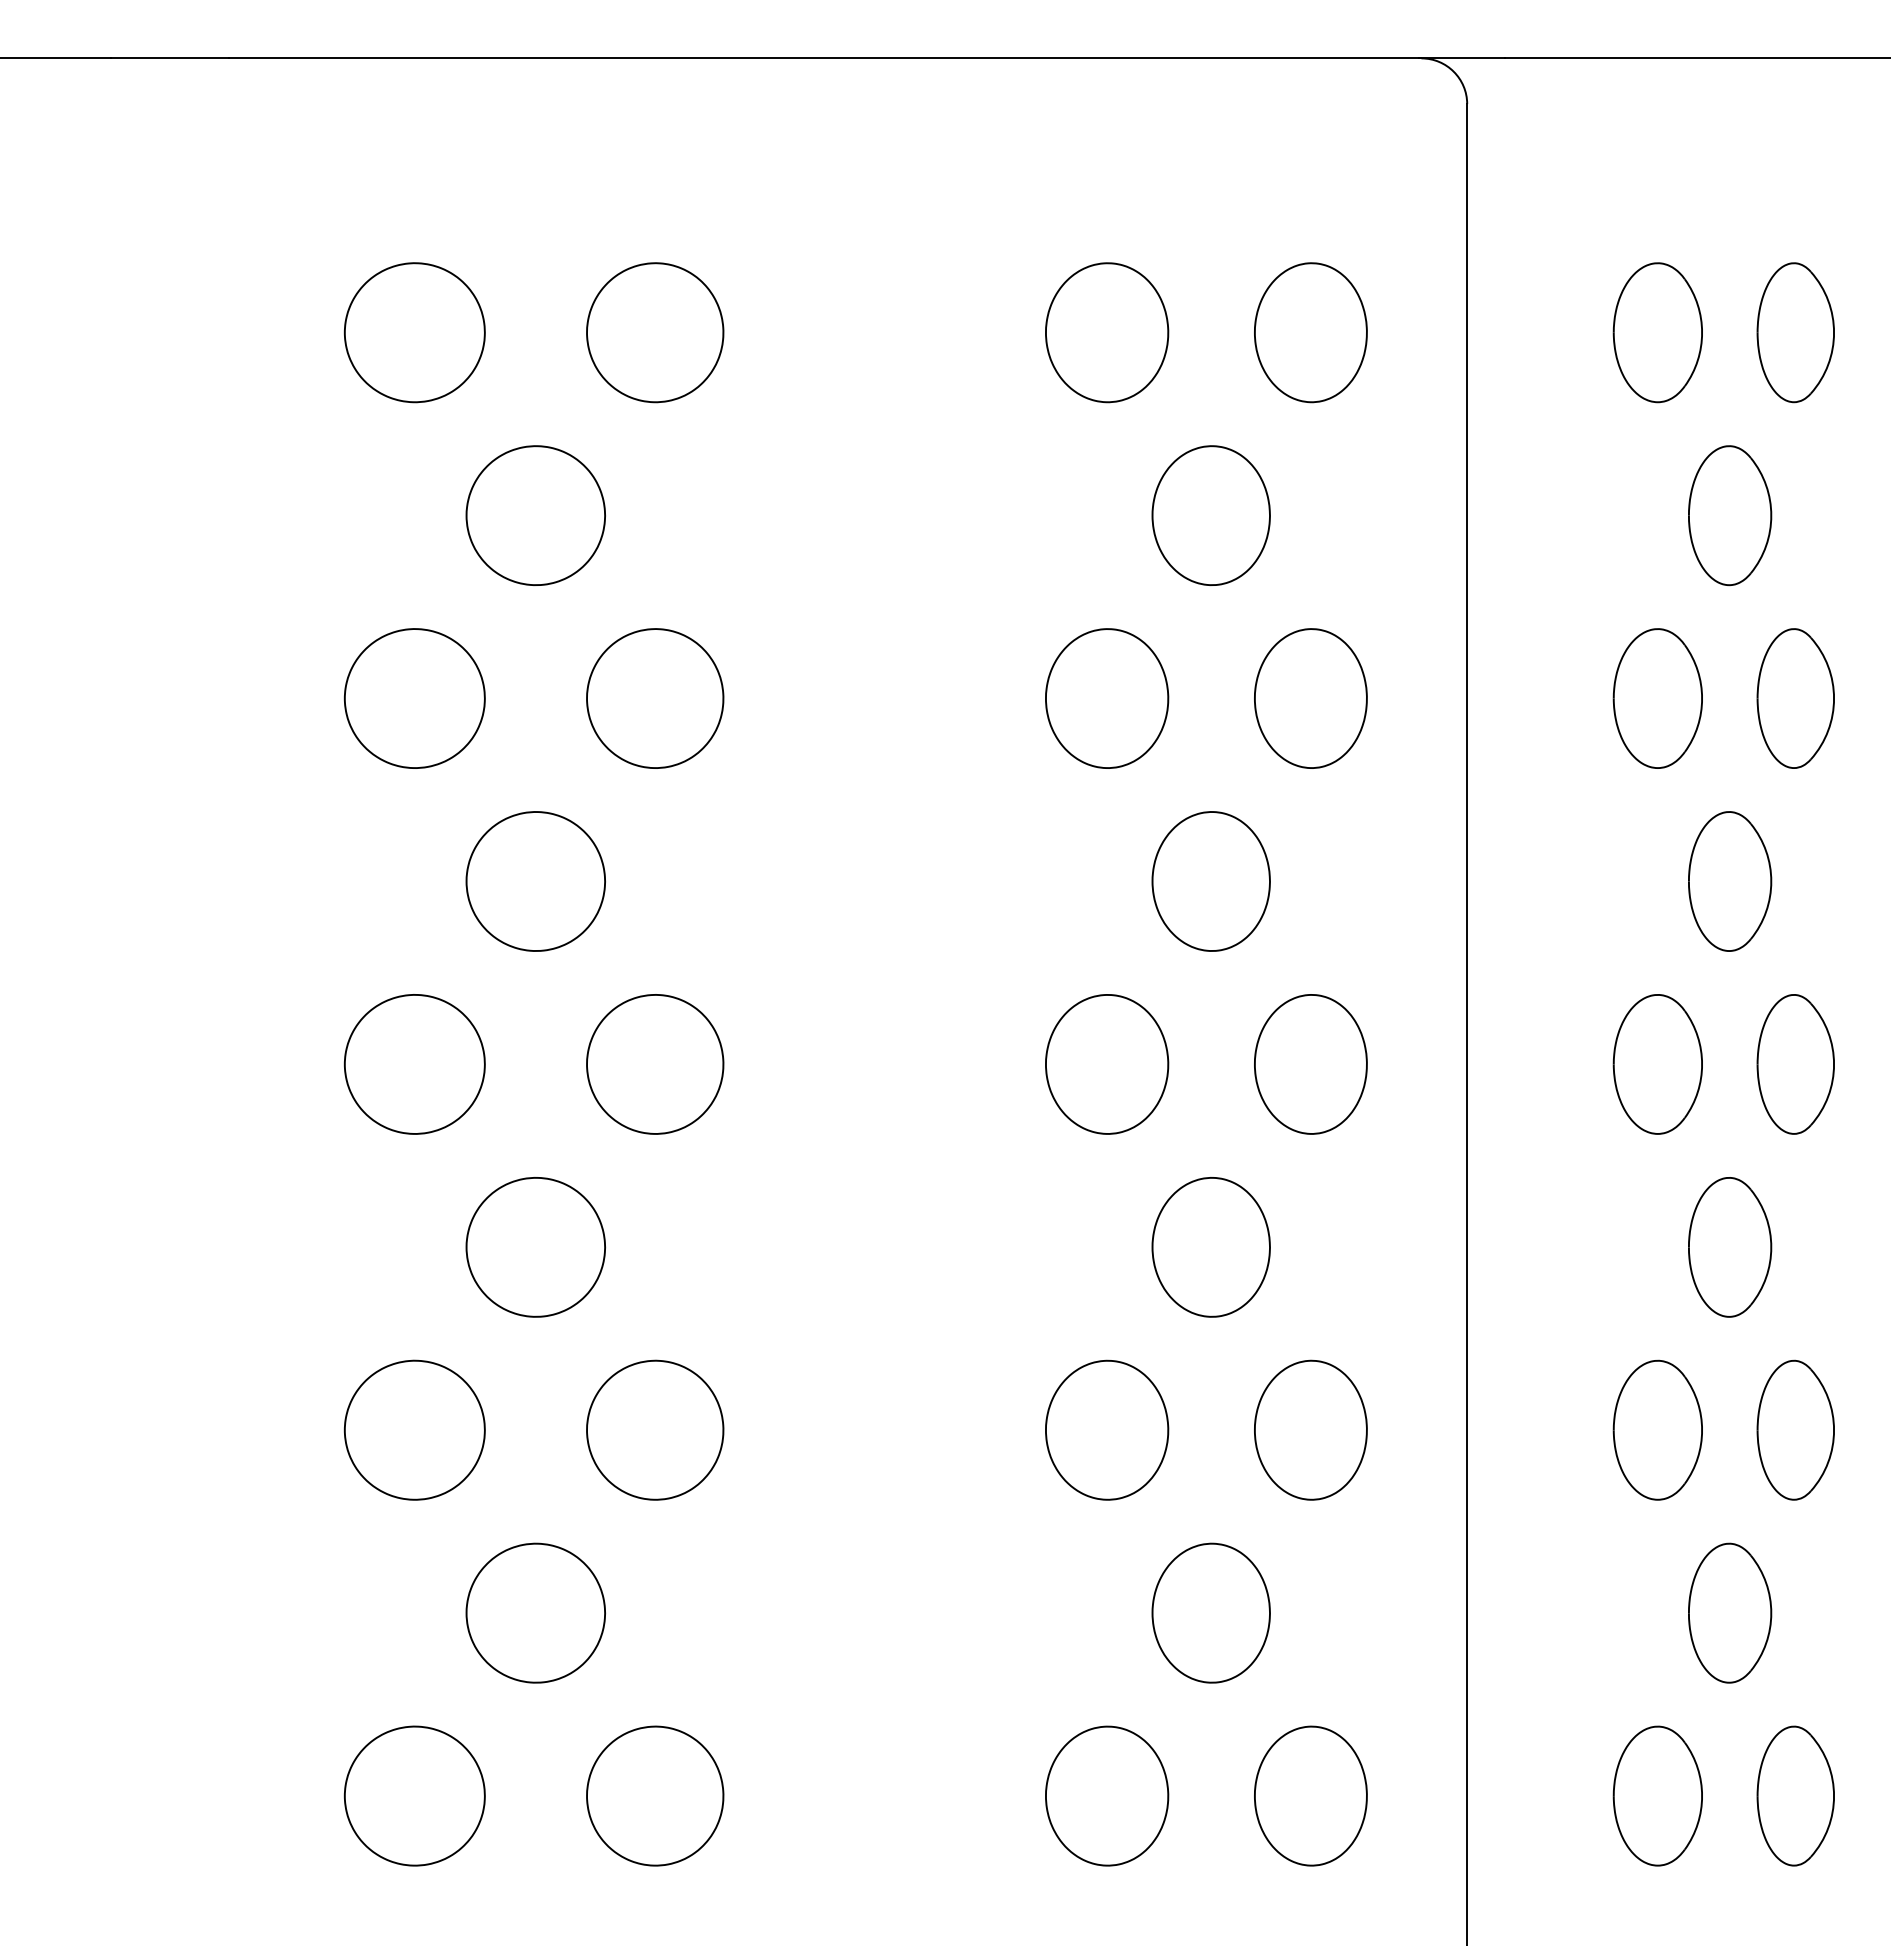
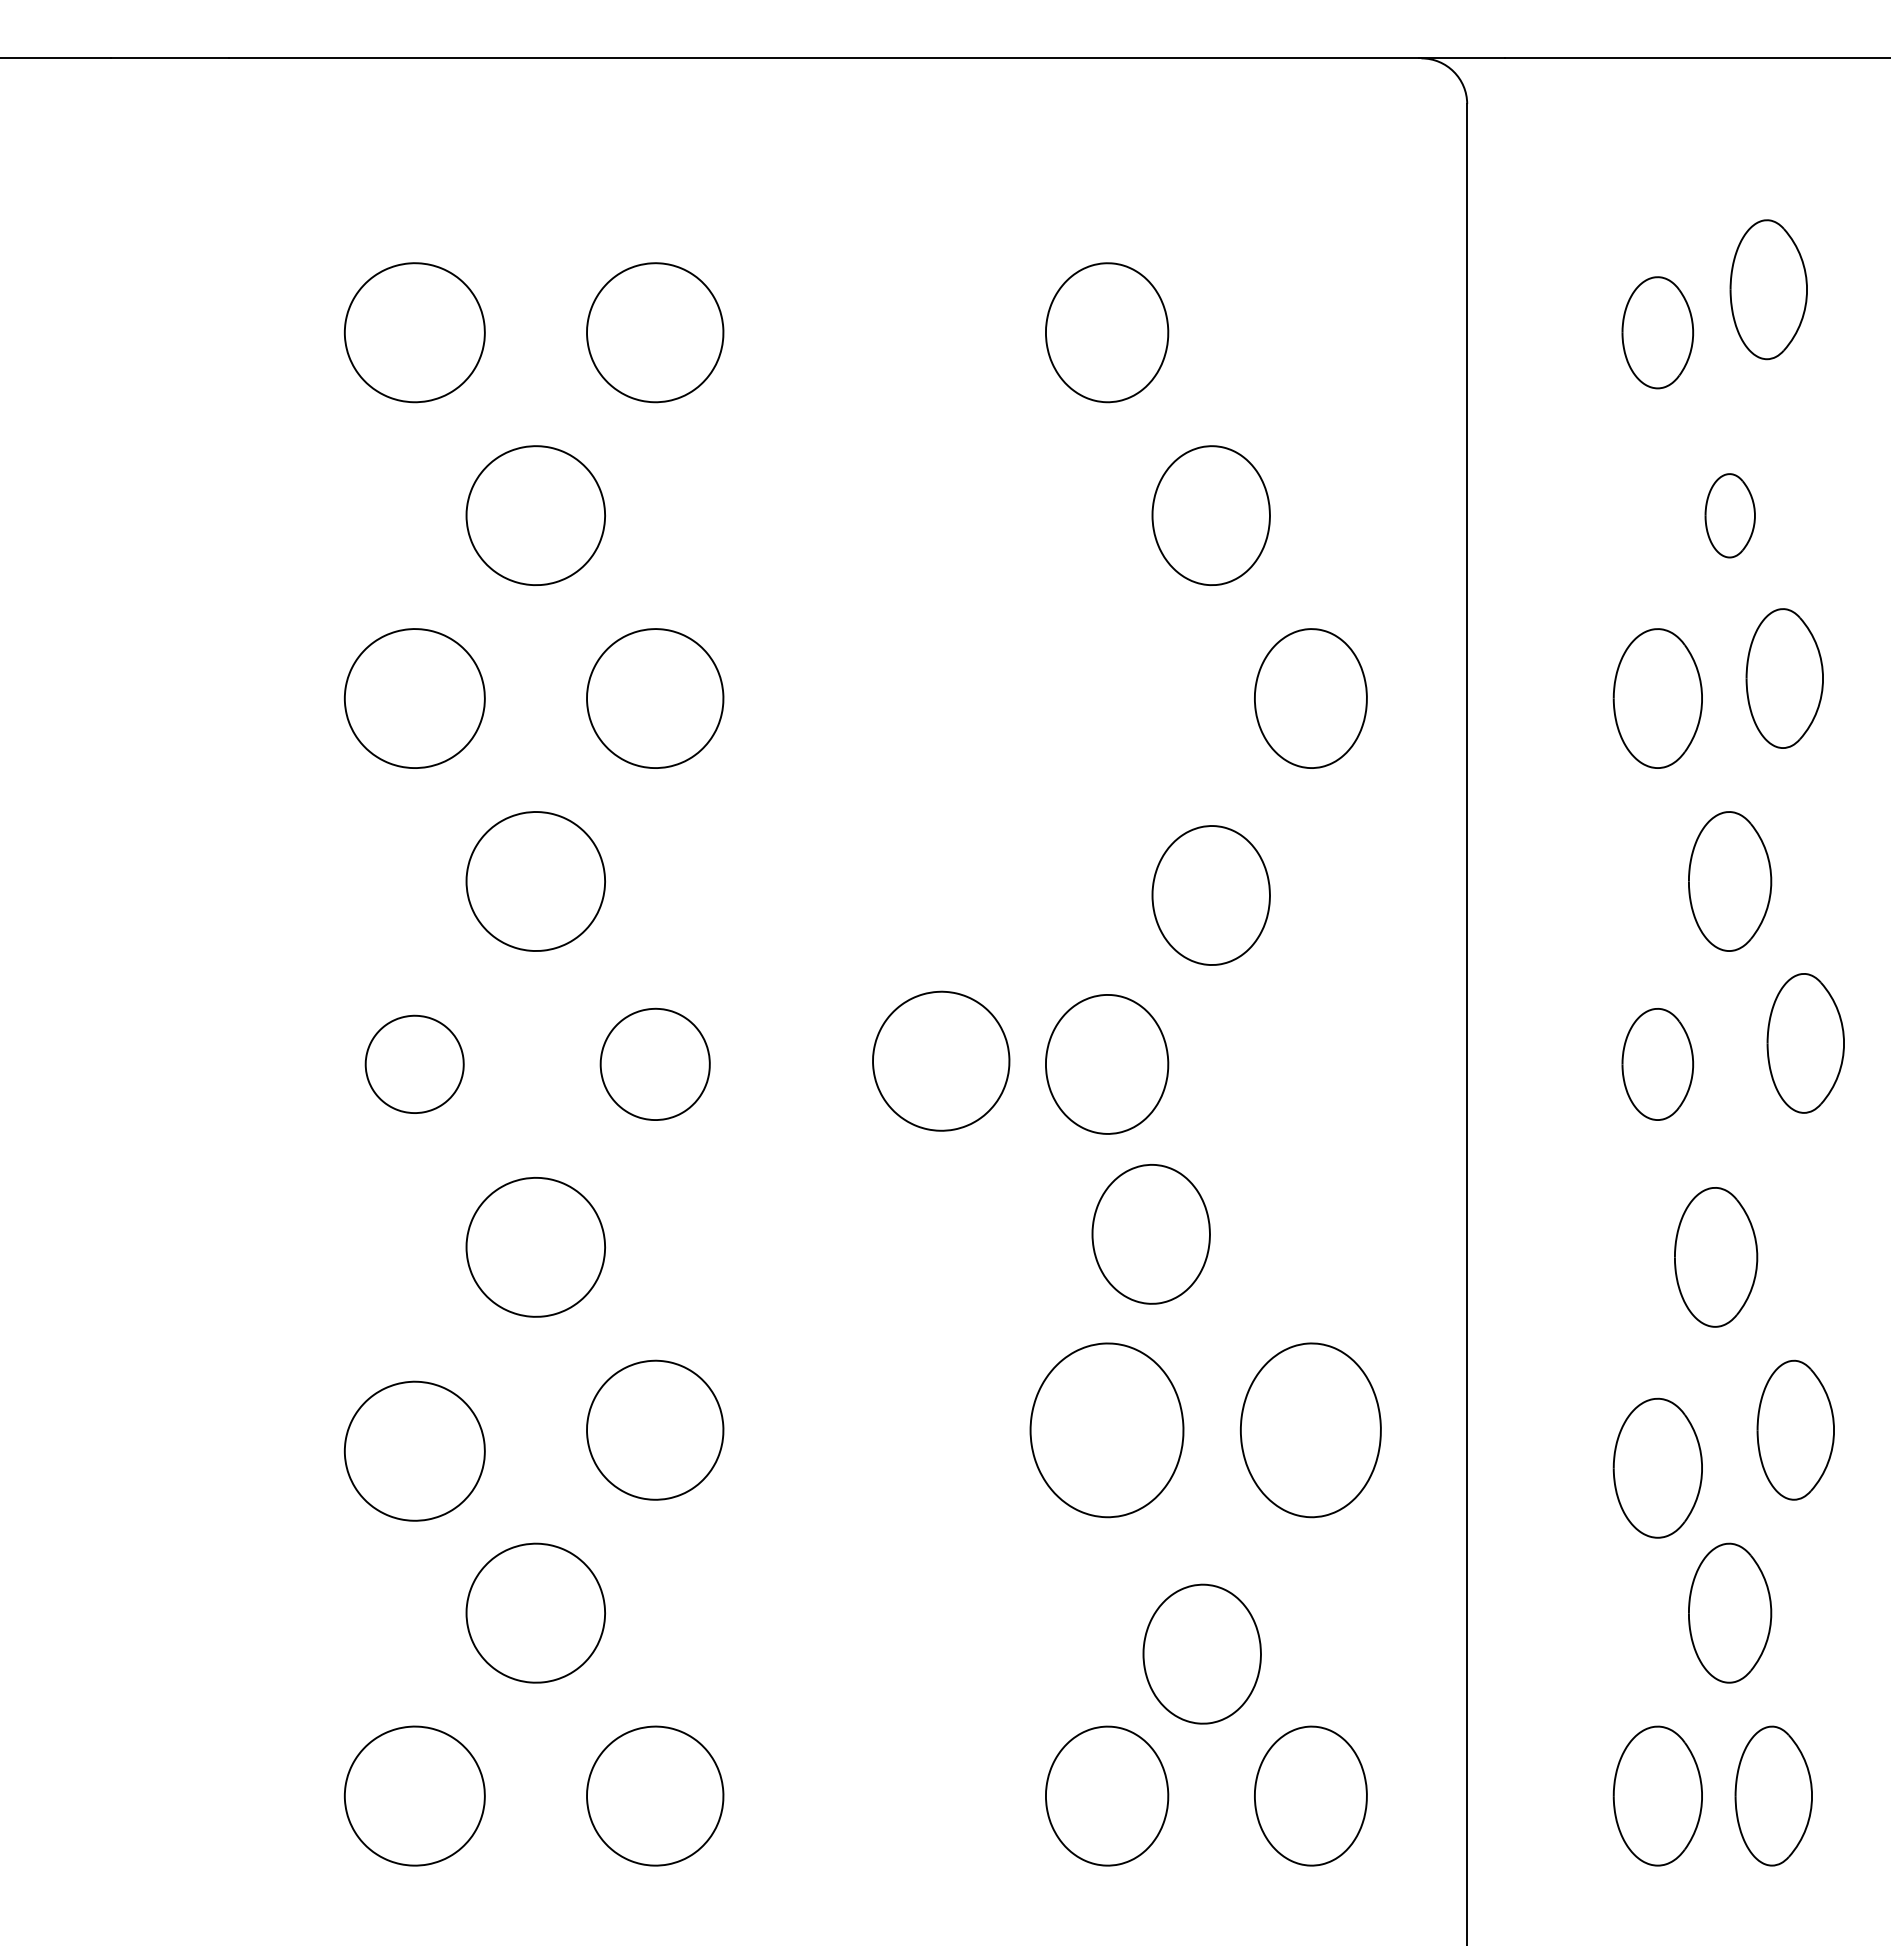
part: present -> none (1310, 332)
part size: 91x142 px -> 74x114 px (1657, 332)
part position: (1795, 332) -> (1768, 289) (1768, 289)
part size: 85x142 px -> 52x86 px (1729, 515)
part: present -> none (1107, 698)
part position: (1795, 698) -> (1784, 678) (1784, 678)
part position: (1210, 881) -> (1210, 895) (1210, 895)
part: none -> present (941, 1060)
part size: 143x141 px -> 101x100 px (414, 1063)
part size: 139x141 px -> 112x114 px (654, 1063)
part: present -> none (1310, 1064)
part size: 91x141 px -> 74x113 px (1657, 1064)
part position: (1795, 1064) -> (1805, 1043) (1805, 1043)
part position: (1210, 1247) -> (1150, 1234) (1150, 1234)
part position: (1730, 1247) -> (1716, 1257) (1716, 1257)
part position: (414, 1429) -> (414, 1450) (414, 1450)
part size: 125x142 px -> 156x177 px (1106, 1430)
part size: 114x142 px -> 142x177 px (1310, 1430)
part position: (1657, 1429) -> (1657, 1467) (1657, 1467)
part position: (1210, 1612) -> (1201, 1653) (1201, 1653)
part position: (1795, 1795) -> (1773, 1795) (1773, 1795)
